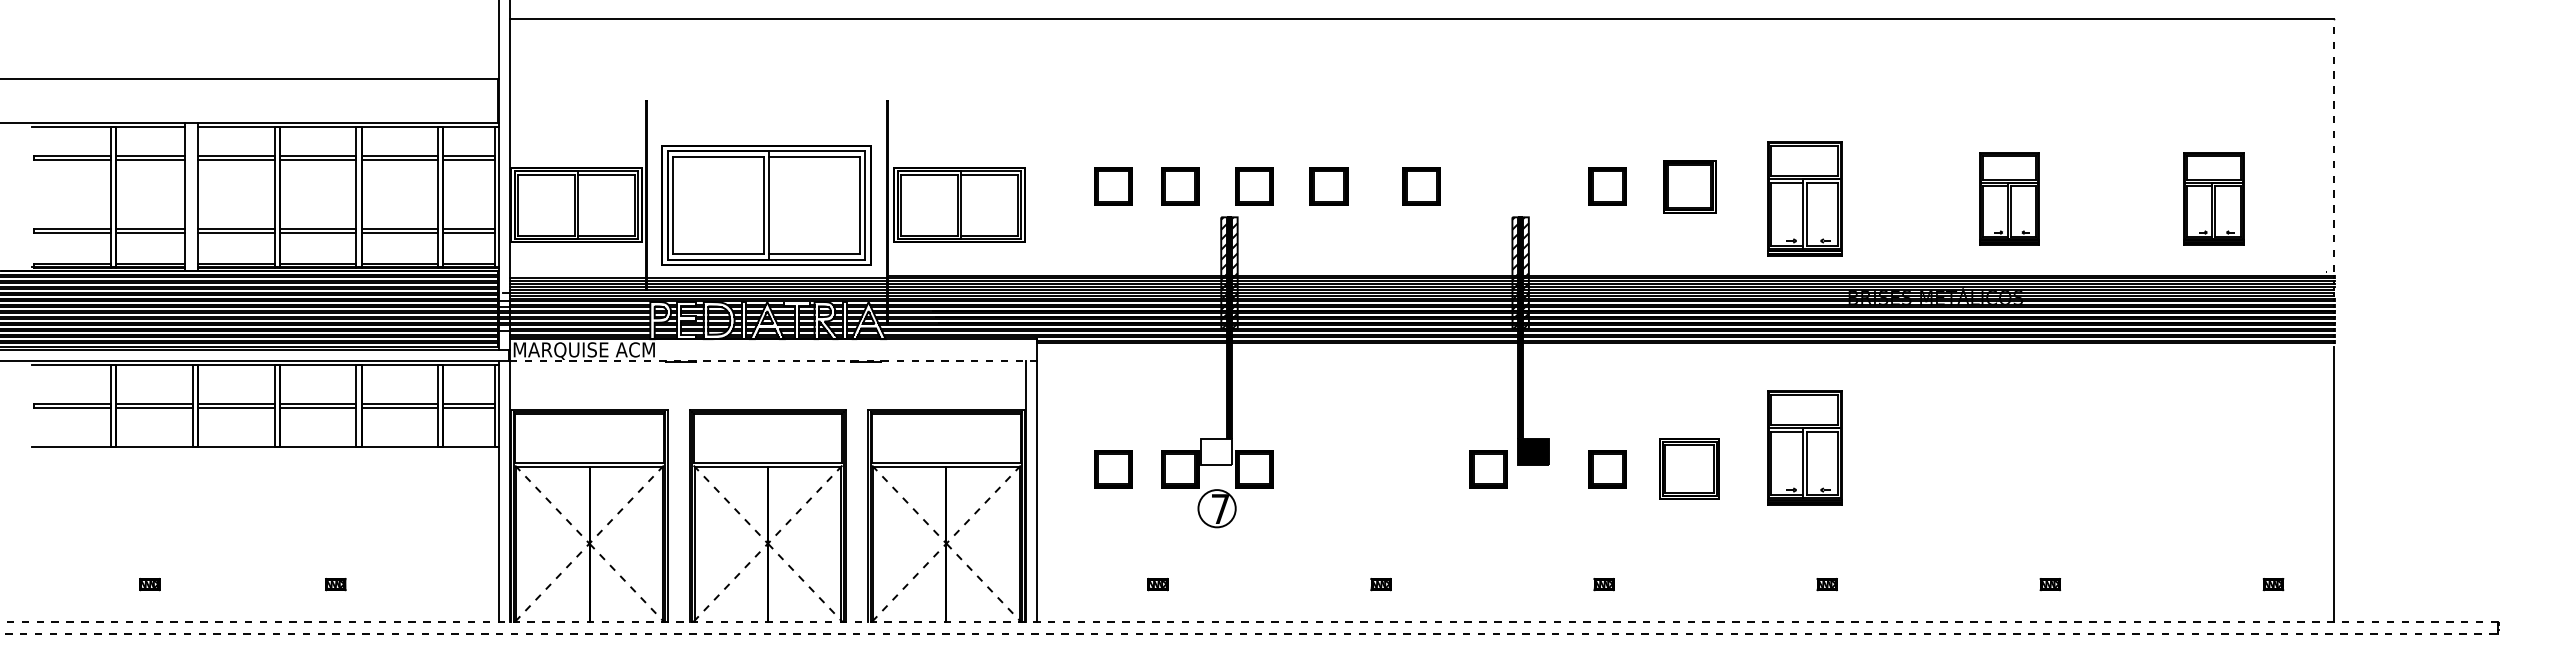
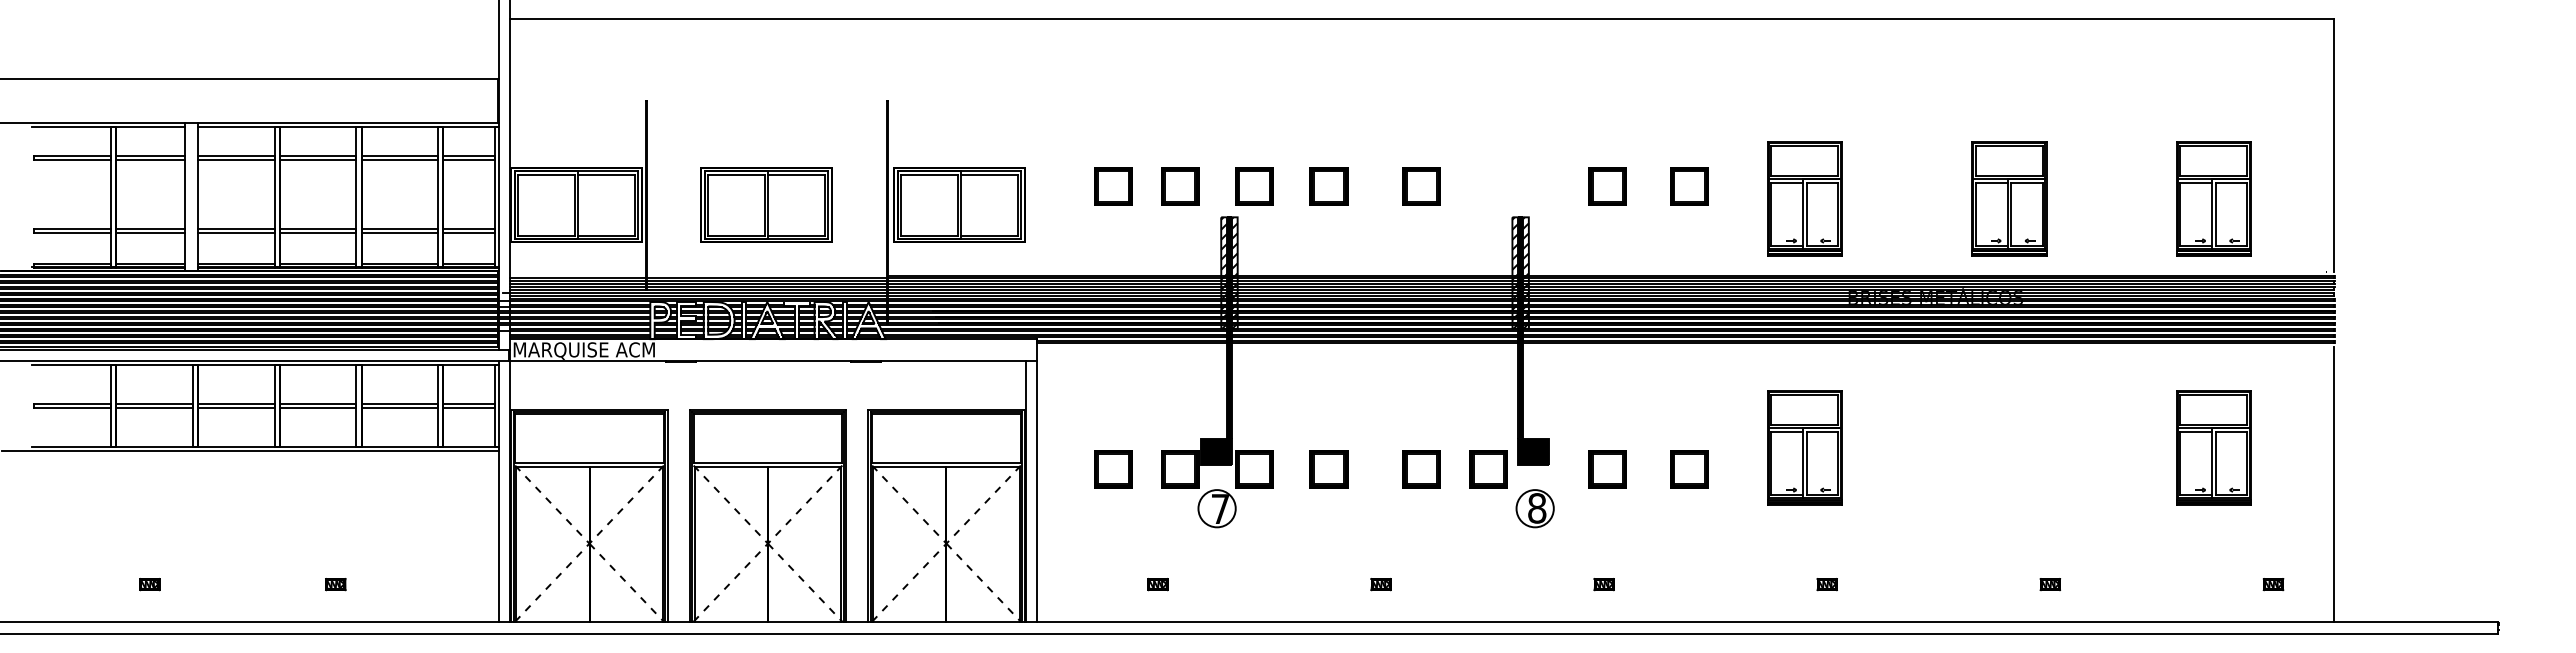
line: dashed -> solid (2333, 145)
part size: 54x54 px -> 39x39 px (1689, 186)
part size: 61x94 px -> 77x116 px (2009, 198)
part size: 62x94 px -> 76x116 px (2213, 198)
part size: 211x121 px -> 133x76 px (766, 204)
line: dashed -> solid (773, 361)
part: none -> present (2213, 447)
line: none -> present (250, 450)
fill: none -> present (1216, 451)
part size: 61x62 px -> 39x39 px (1689, 469)
part: none -> present (1328, 469)
part: none -> present (1421, 469)
part: none -> present (1534, 508)
line: dashed -> solid (1249, 621)
line: dashed -> solid (1249, 633)
